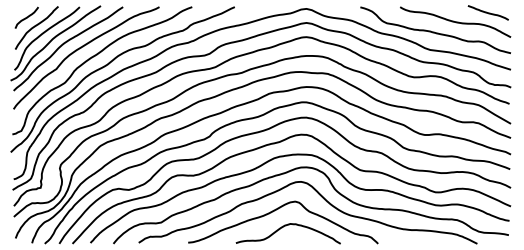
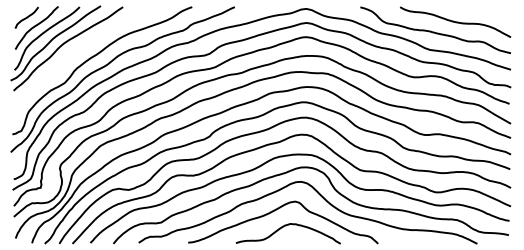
line: present -> none (487, 12)
curve: present -> none (81, 48)
